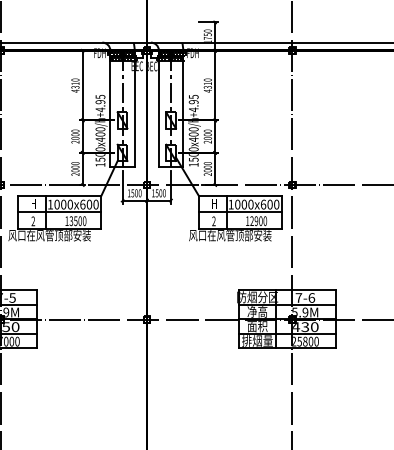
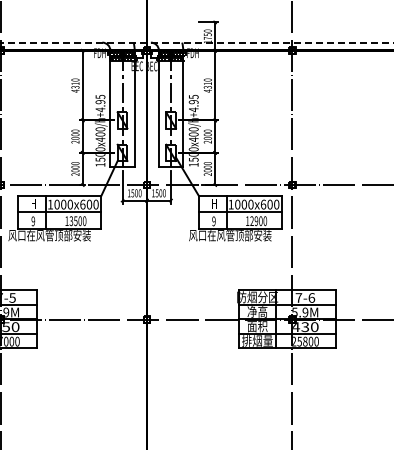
line: solid -> dashed (197, 42)
text: 2 -> 9 (33, 221)
text: 2 -> 9 (213, 221)
